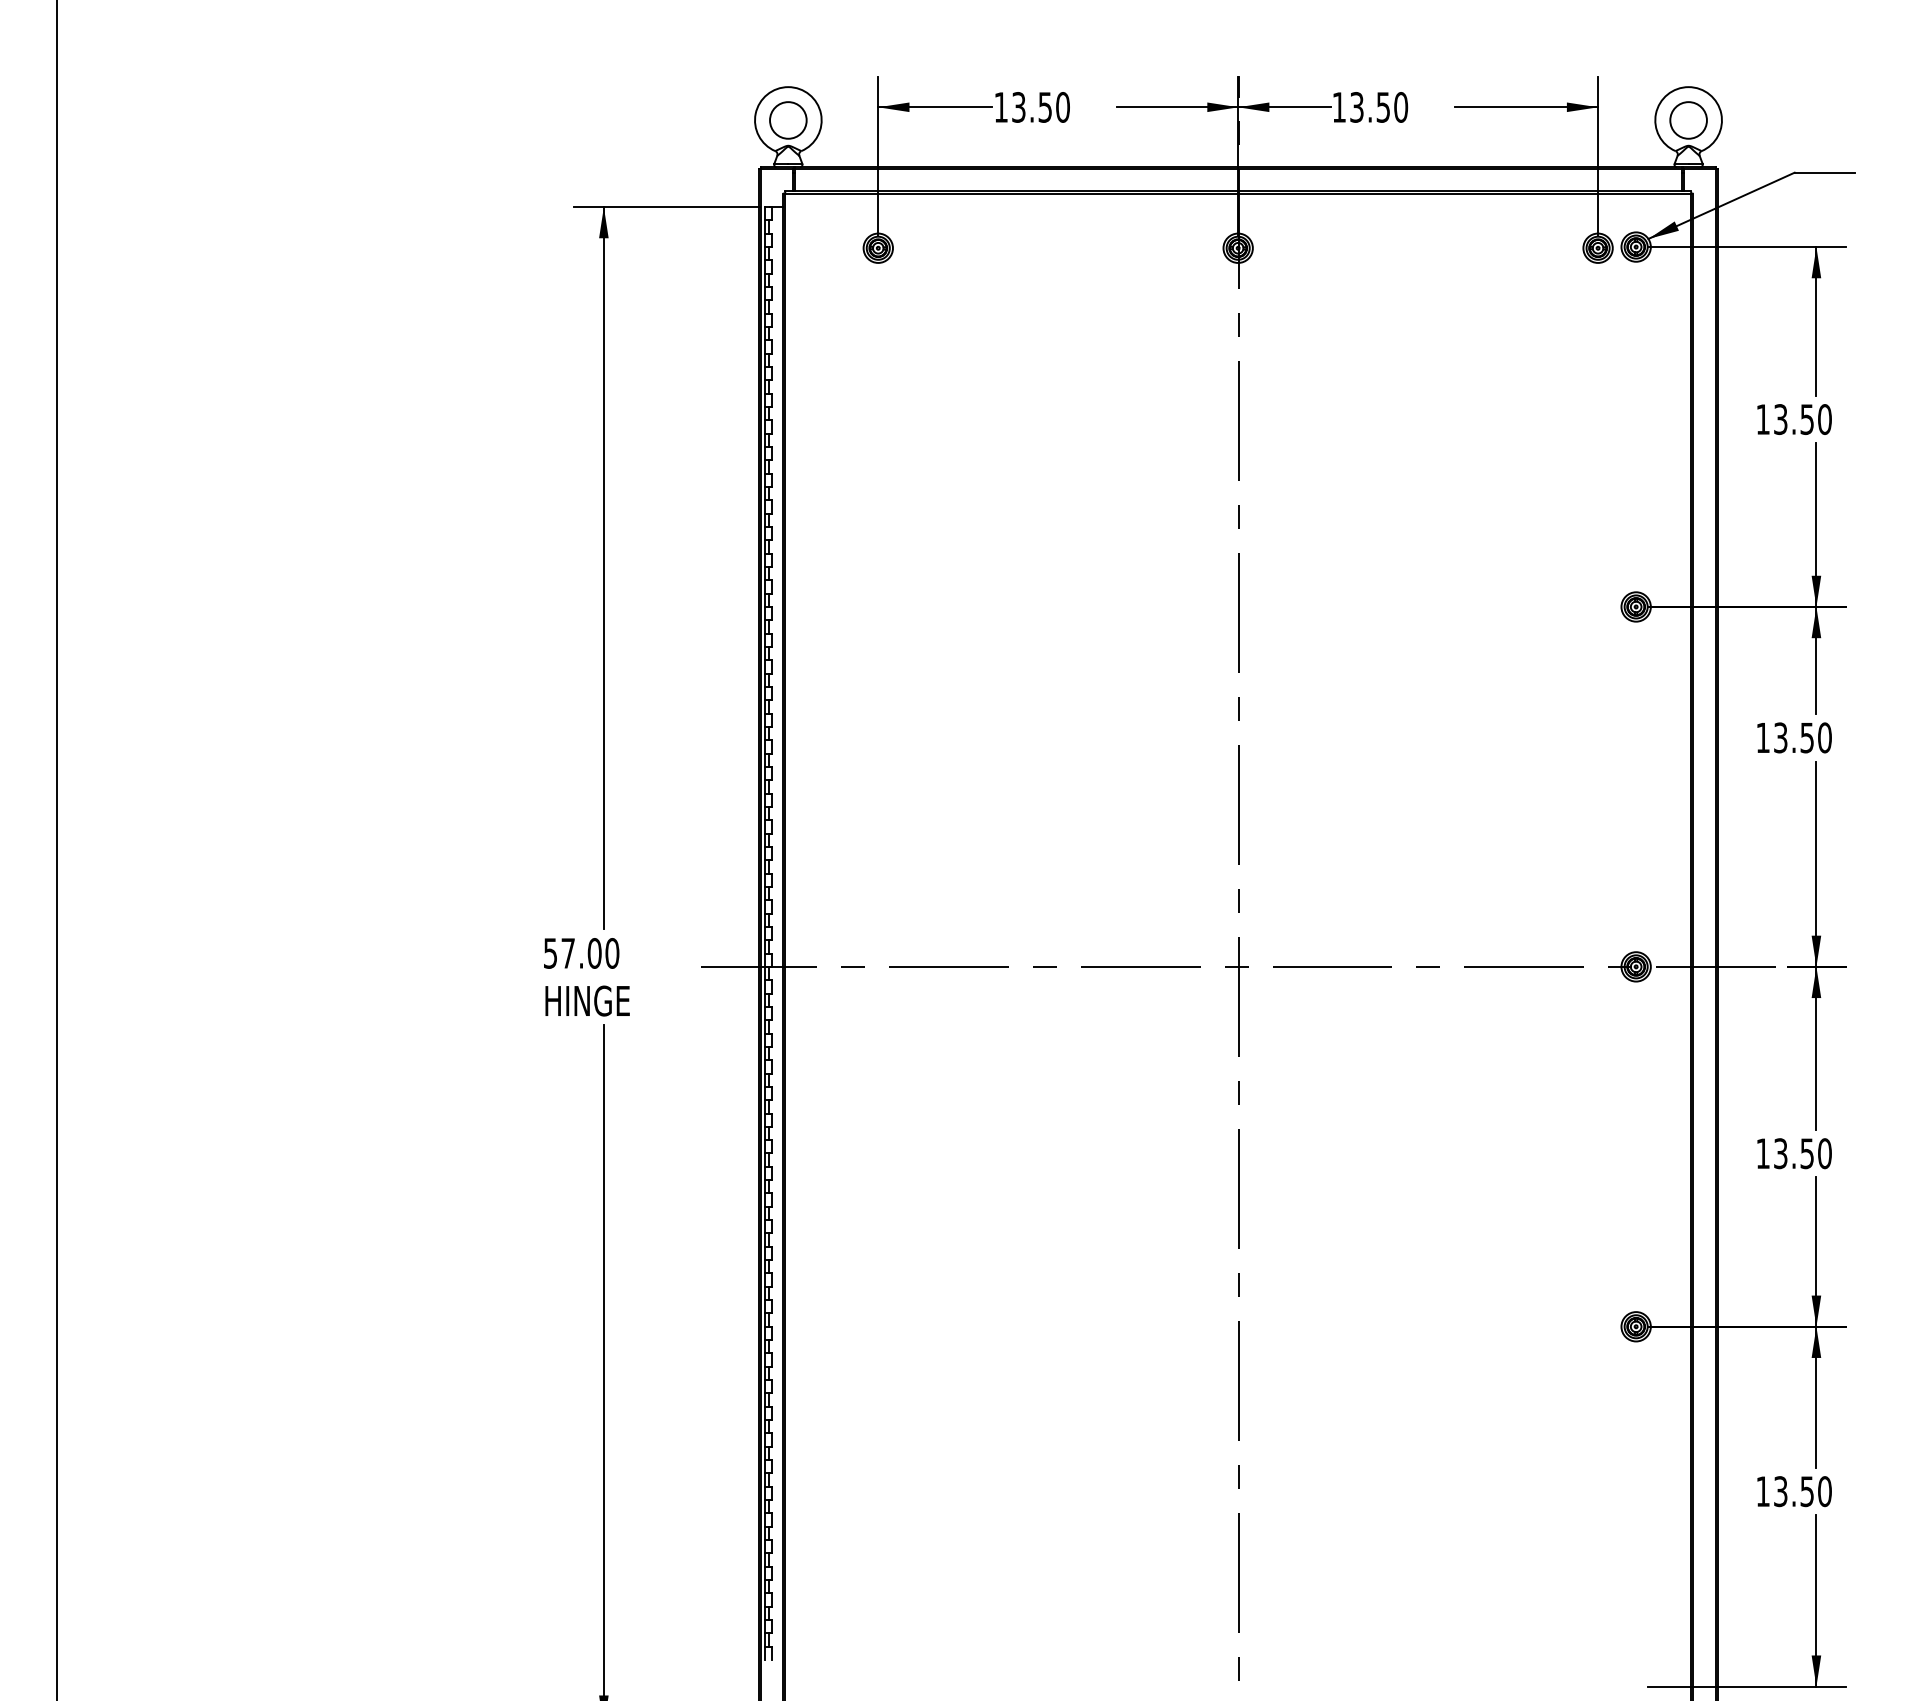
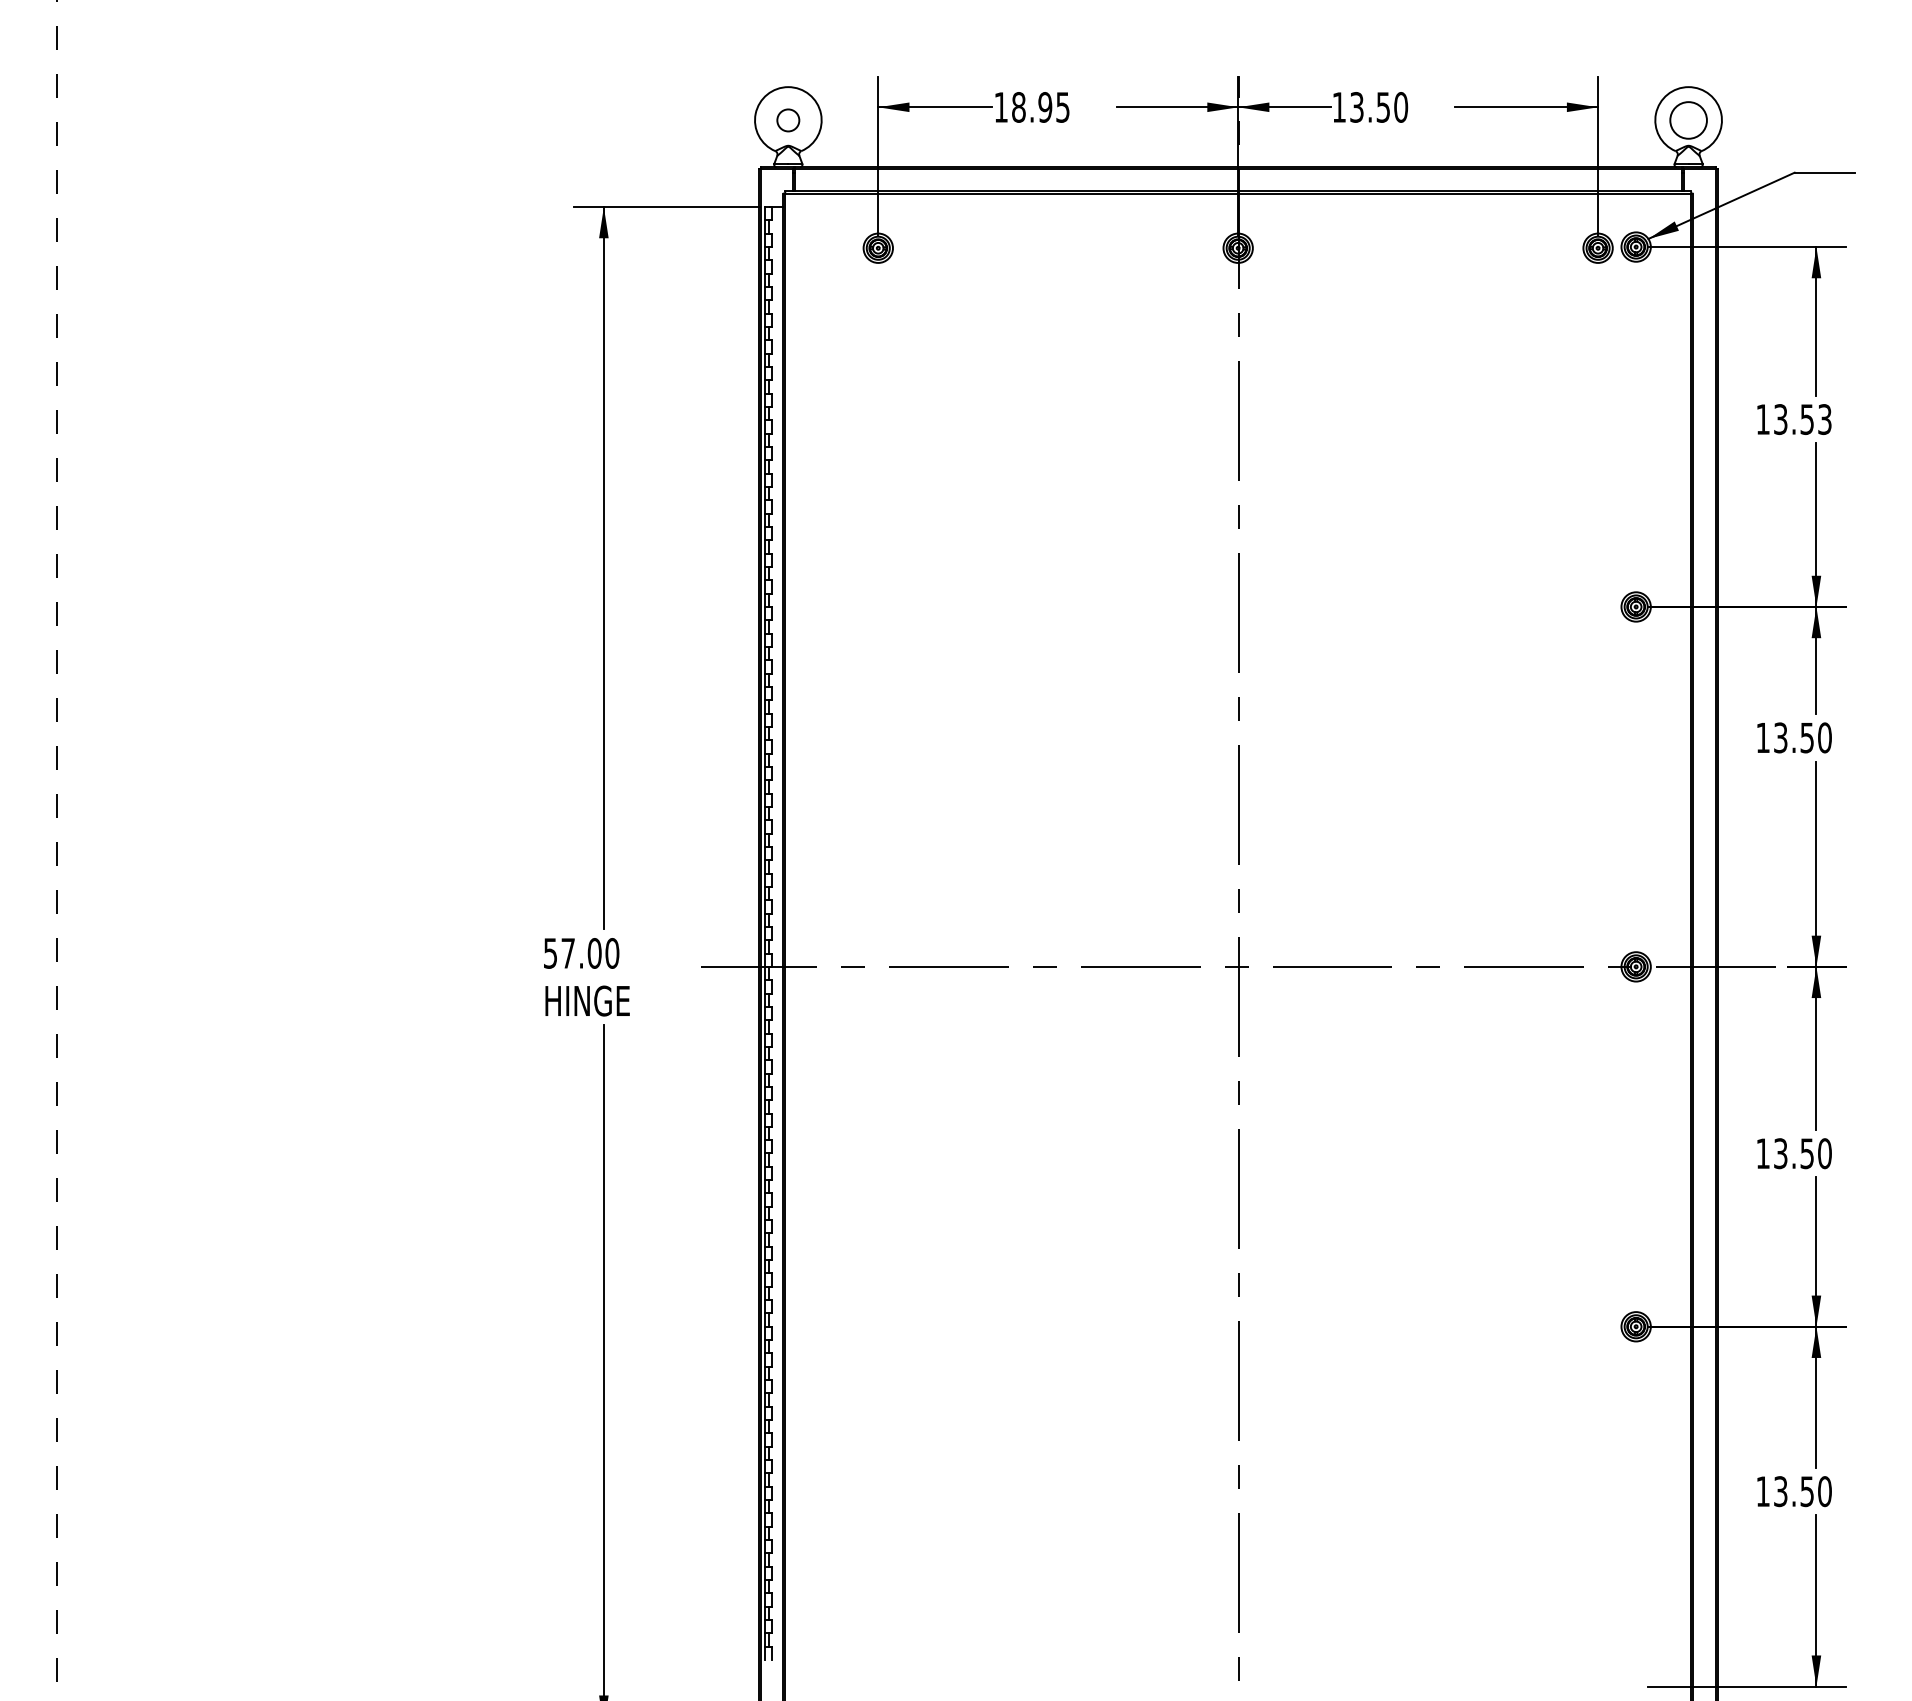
text: 13.50 -> 18.95 (1040, 107)
circle diameter: 37 px -> 22 px (788, 120)
text: 13.50 -> 13.53 (1824, 419)
line: solid -> dashed (57, 850)
